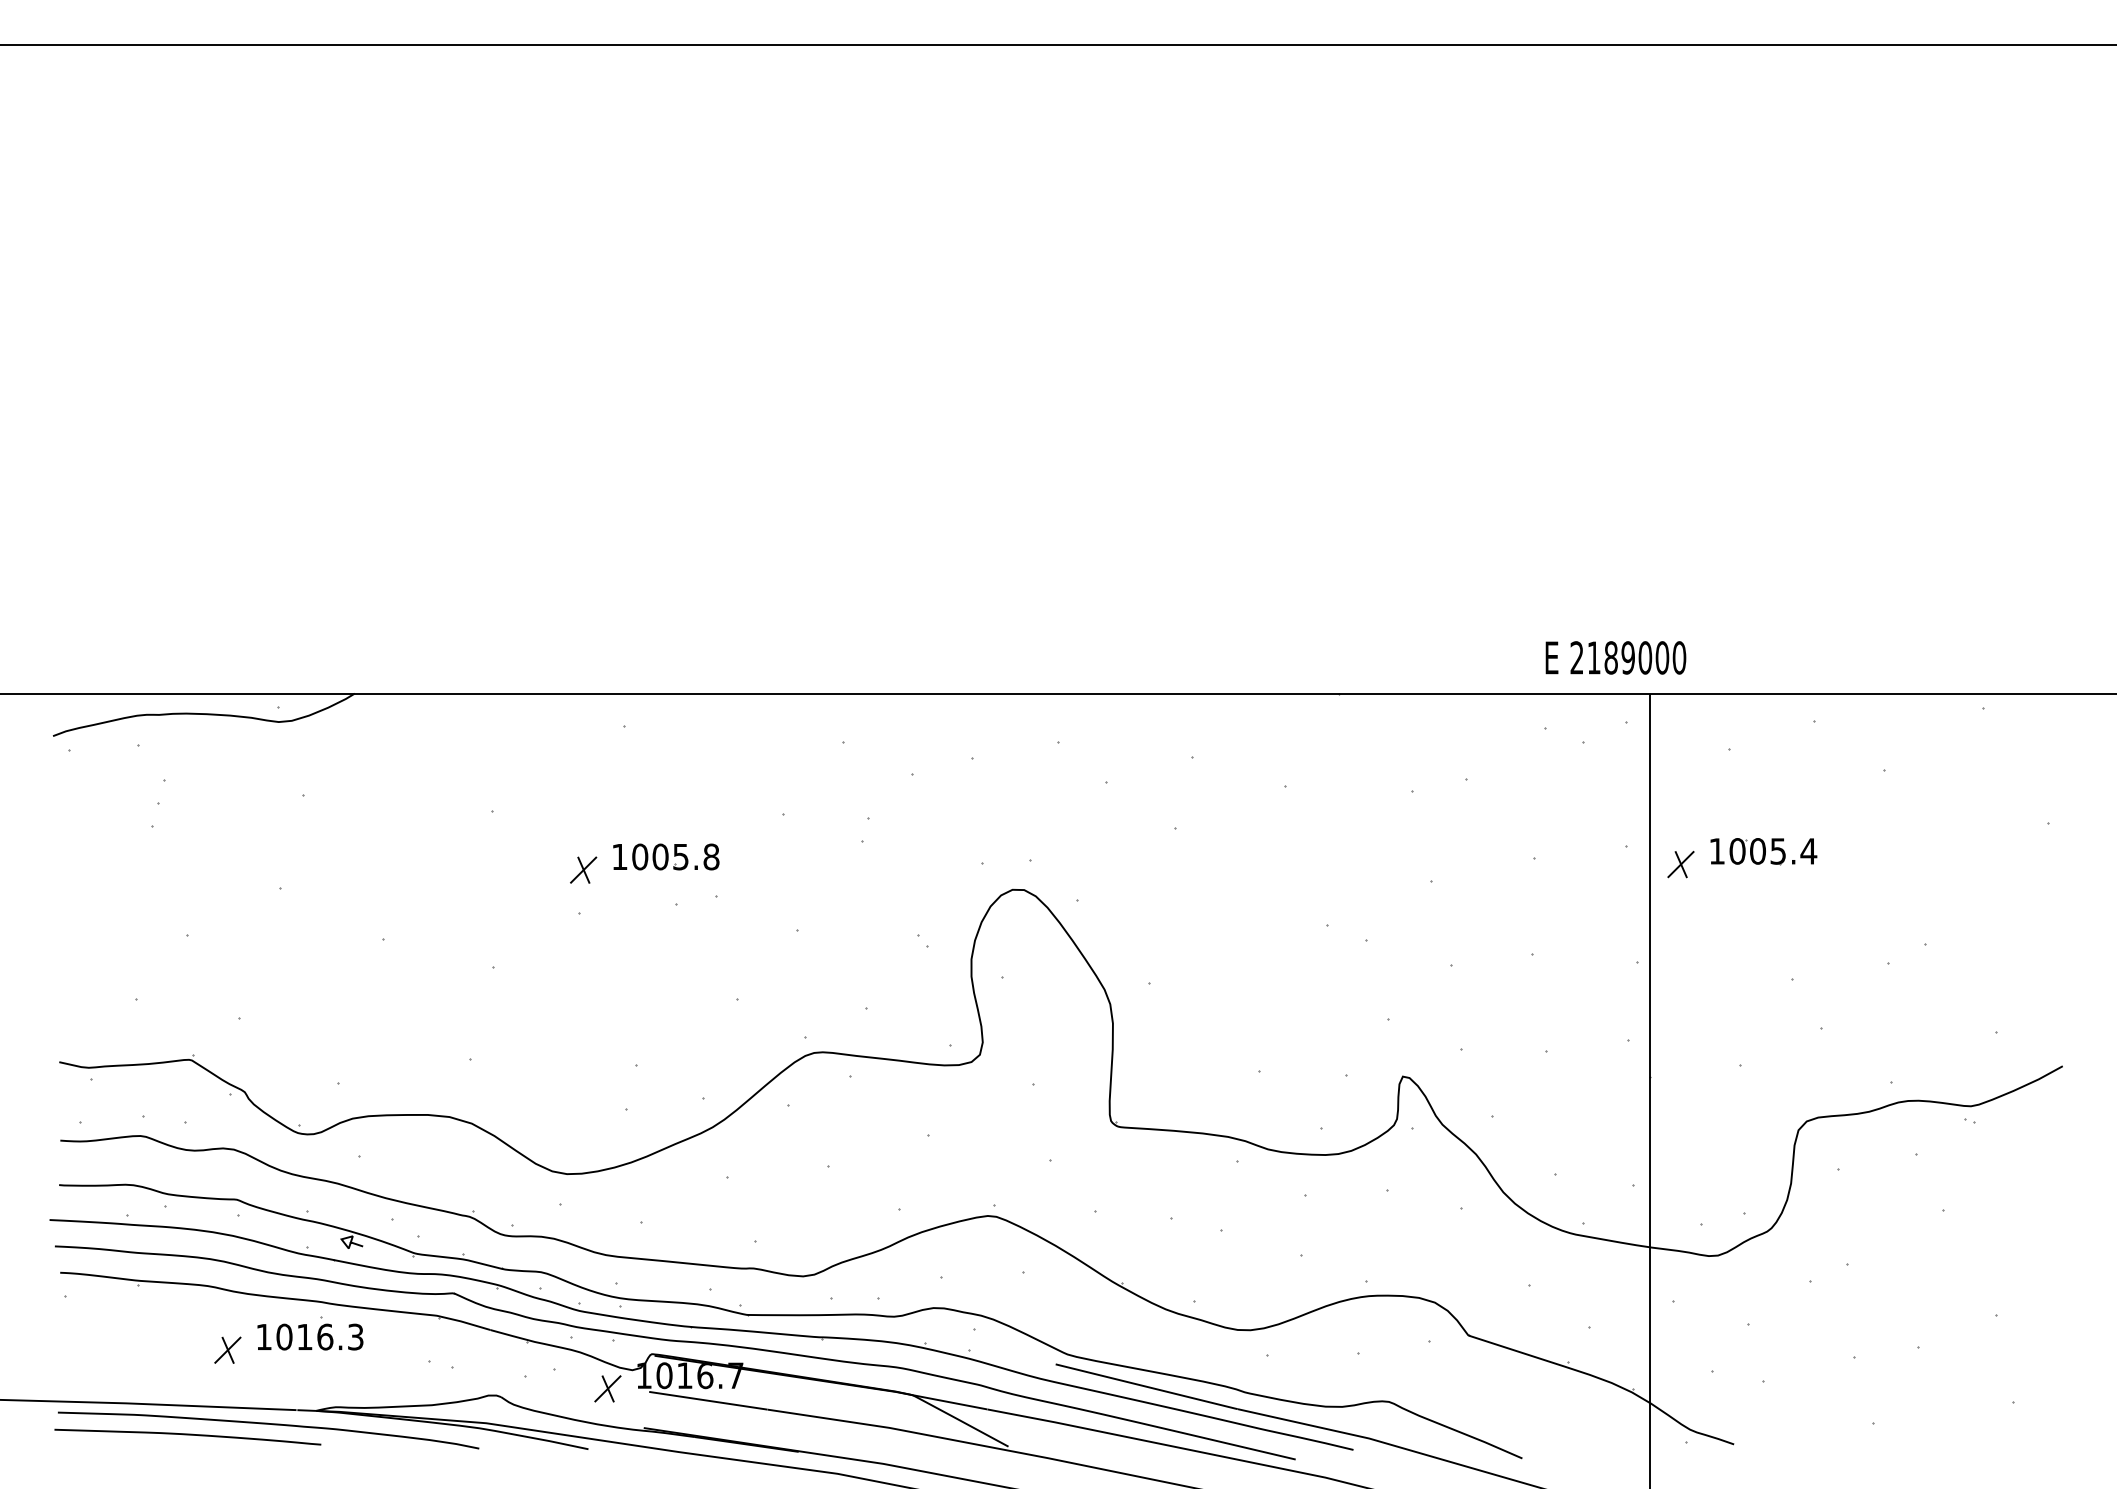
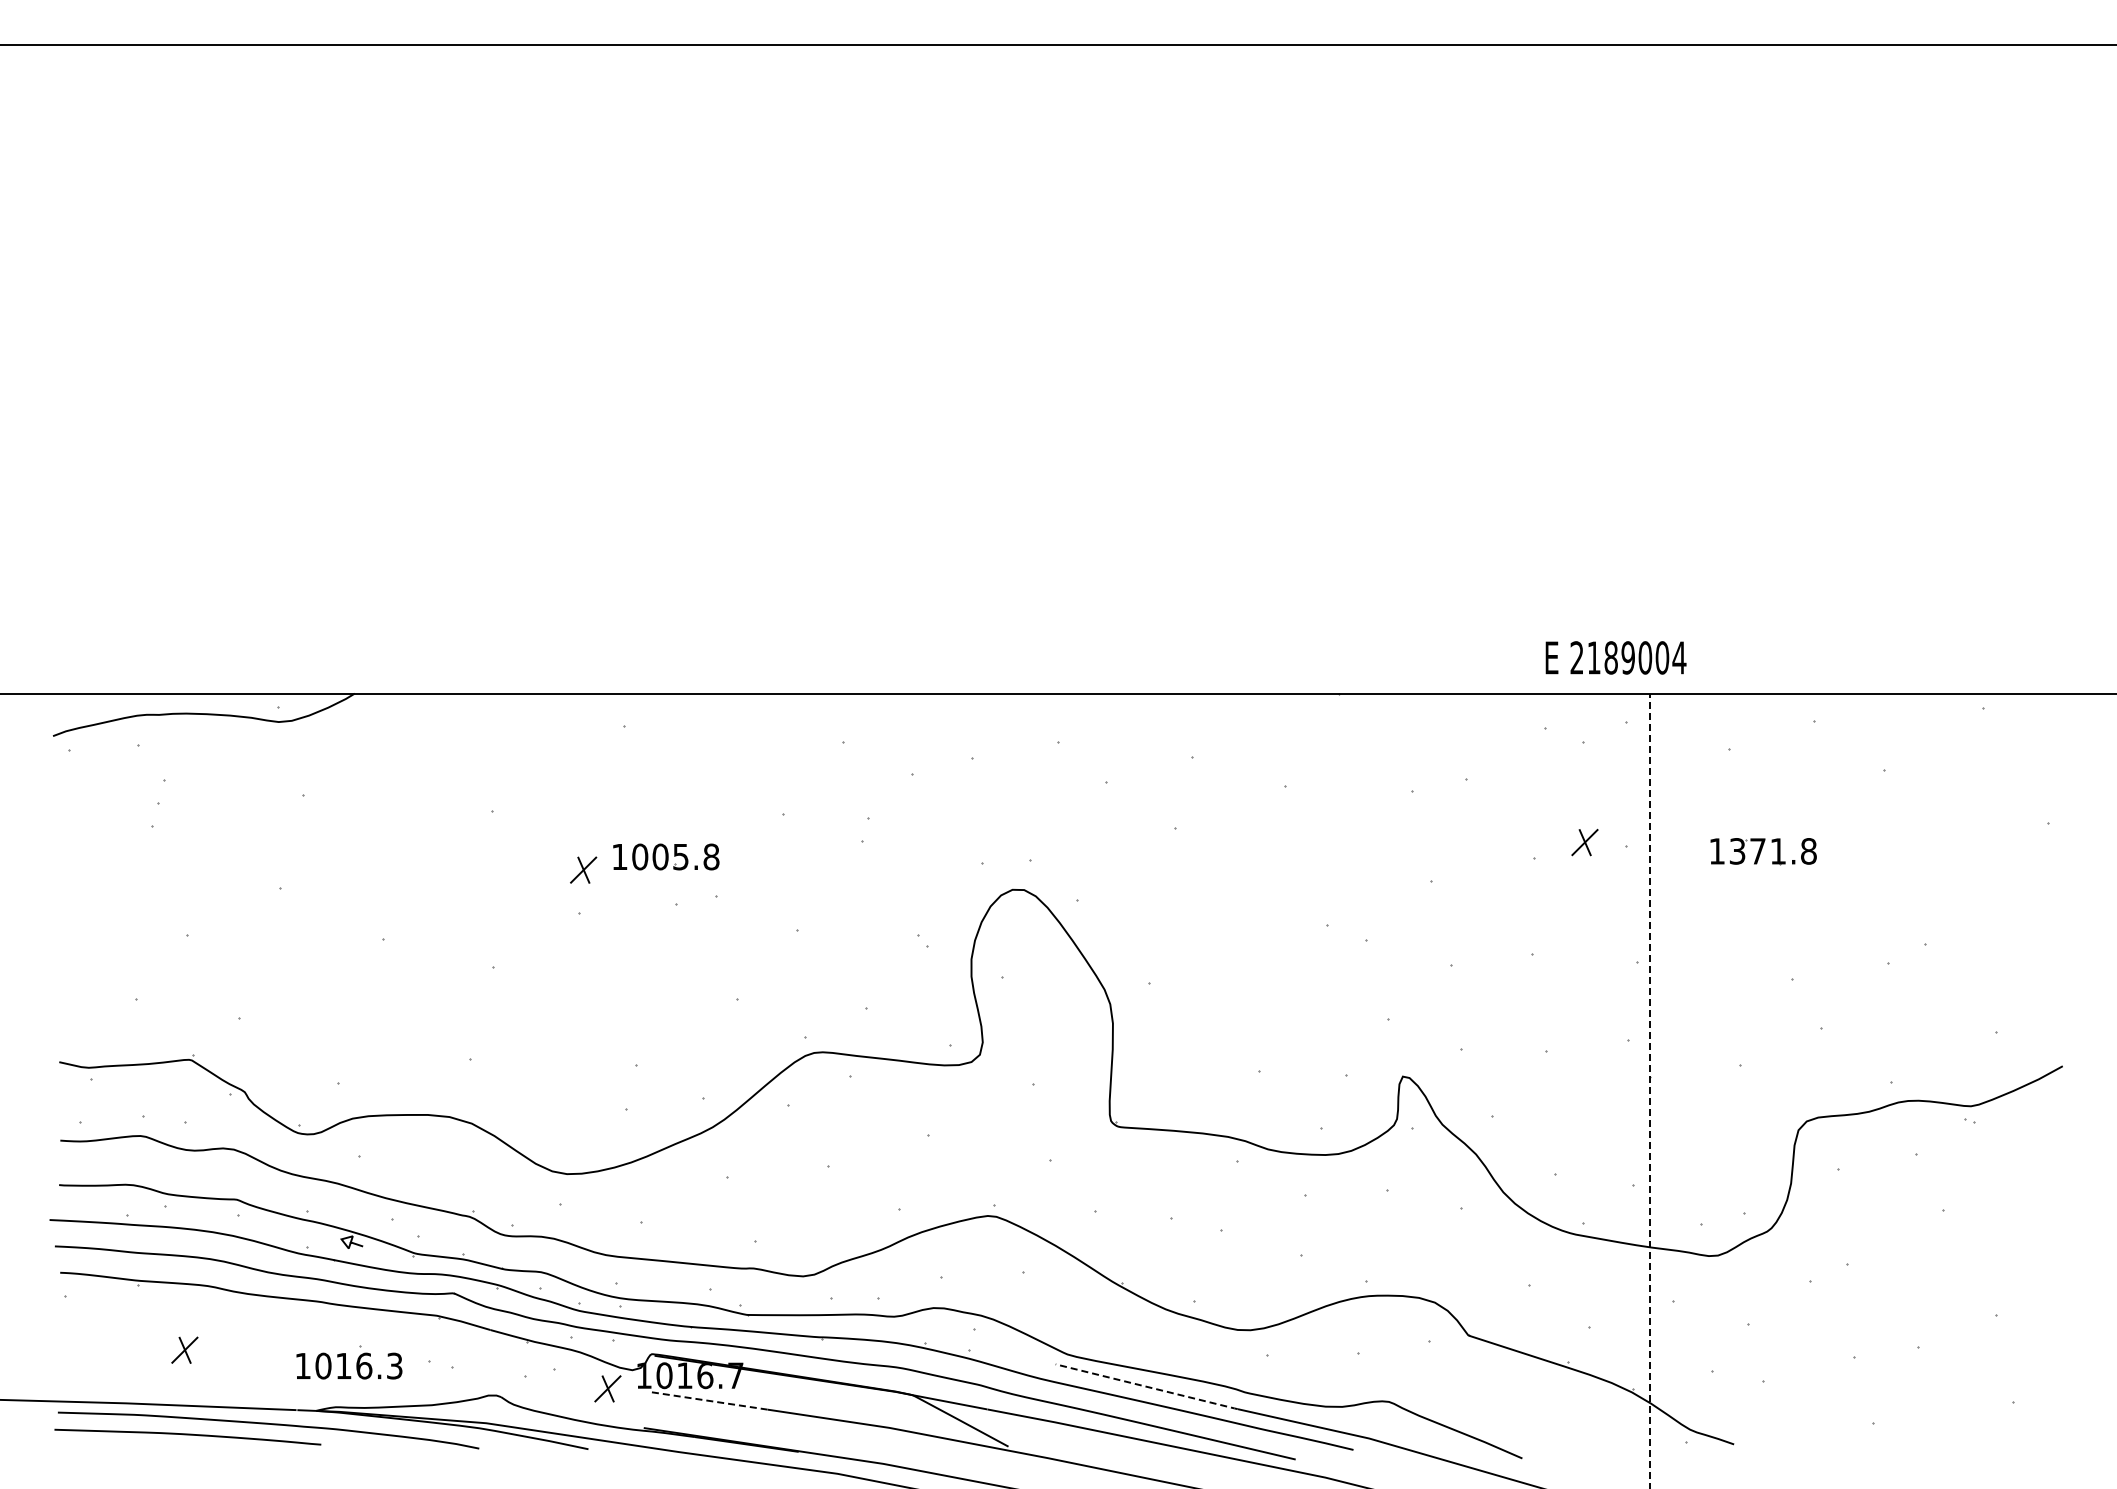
text: 2189000 -> 2189004 (1679, 657)
text: 1005.4 -> 1371.8 (1773, 851)
part position: (1680, 864) -> (1584, 842) (1584, 842)
line: solid -> dashed (1649, 1091)
part position: (310, 1333) -> (349, 1362) (349, 1362)
part position: (227, 1349) -> (184, 1349) (184, 1349)
line: solid -> dashed (1147, 1386)
line: solid -> dashed (708, 1400)
